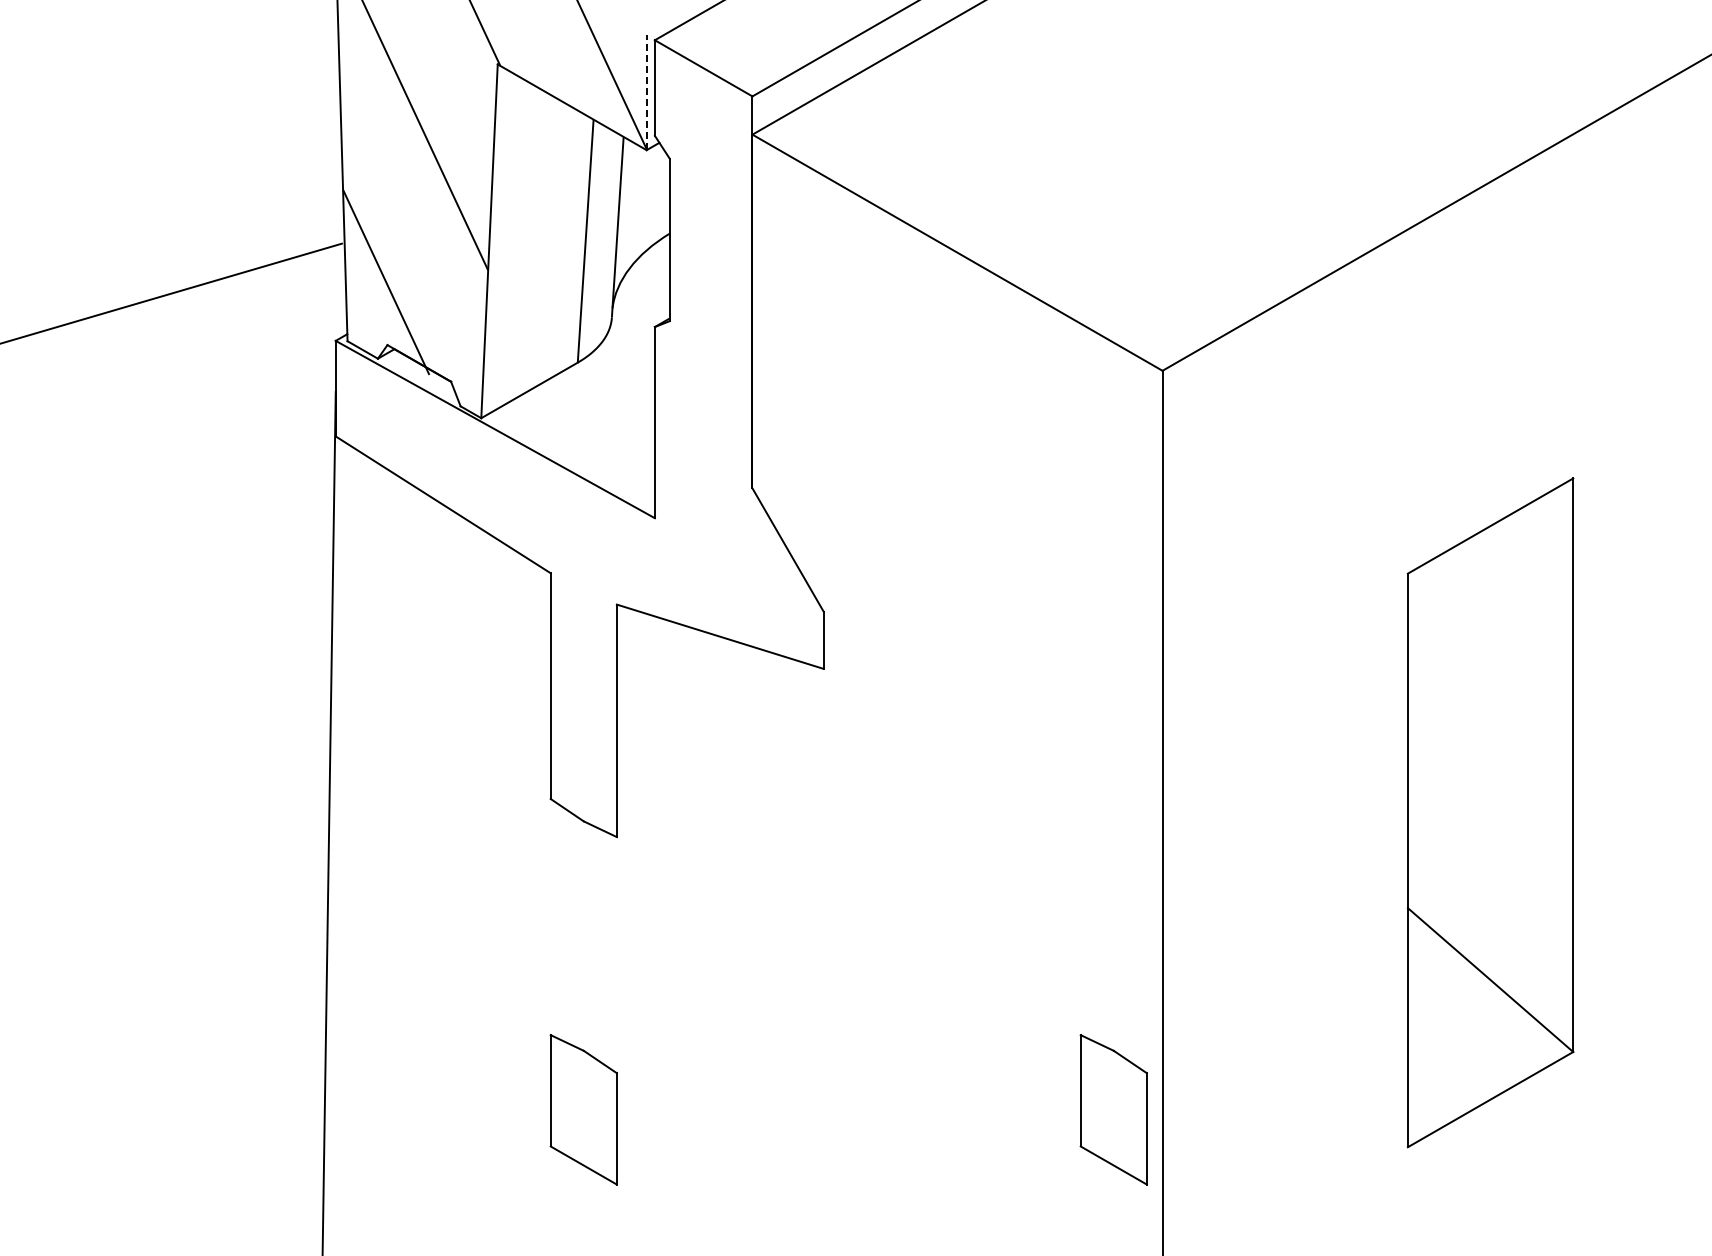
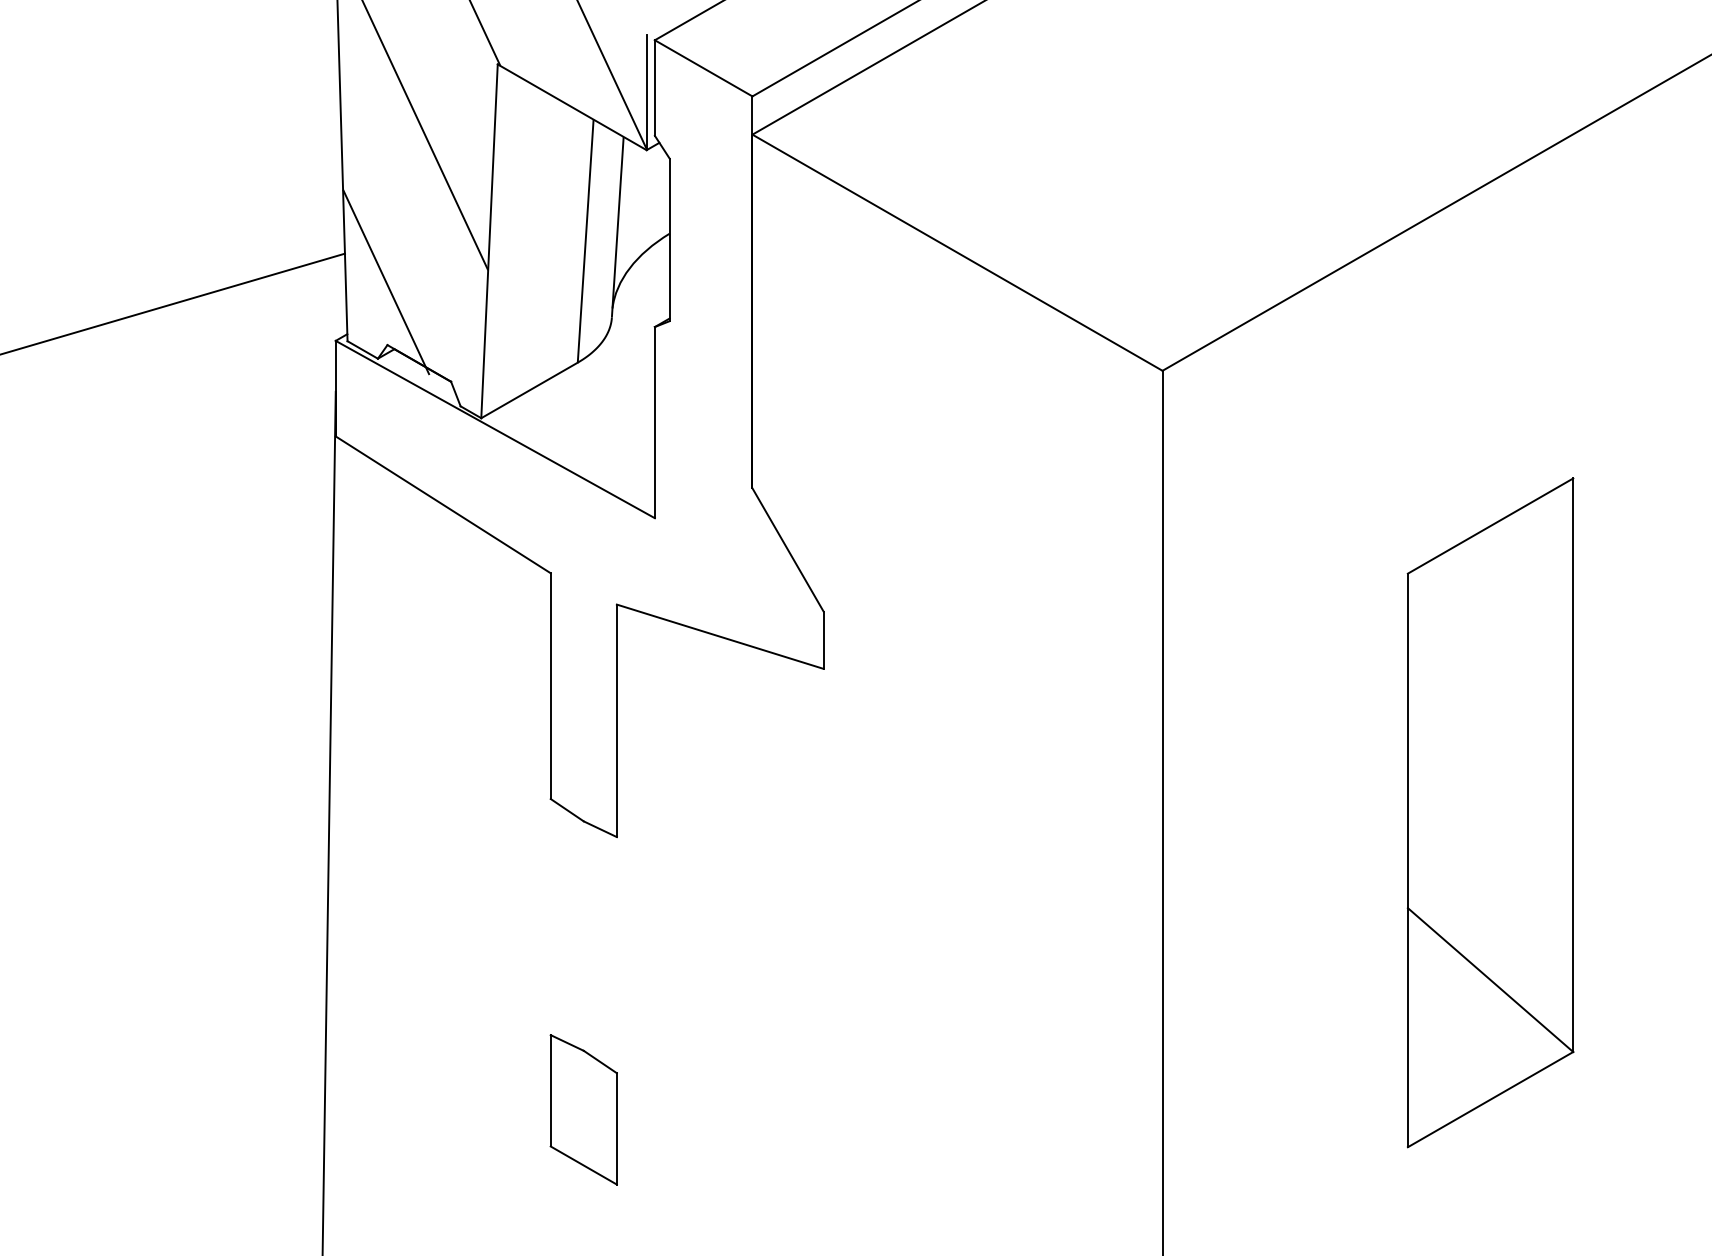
line: dashed -> solid (646, 92)
line position: (171, 293) -> (173, 303) (173, 303)
part: present -> none (1113, 1109)
